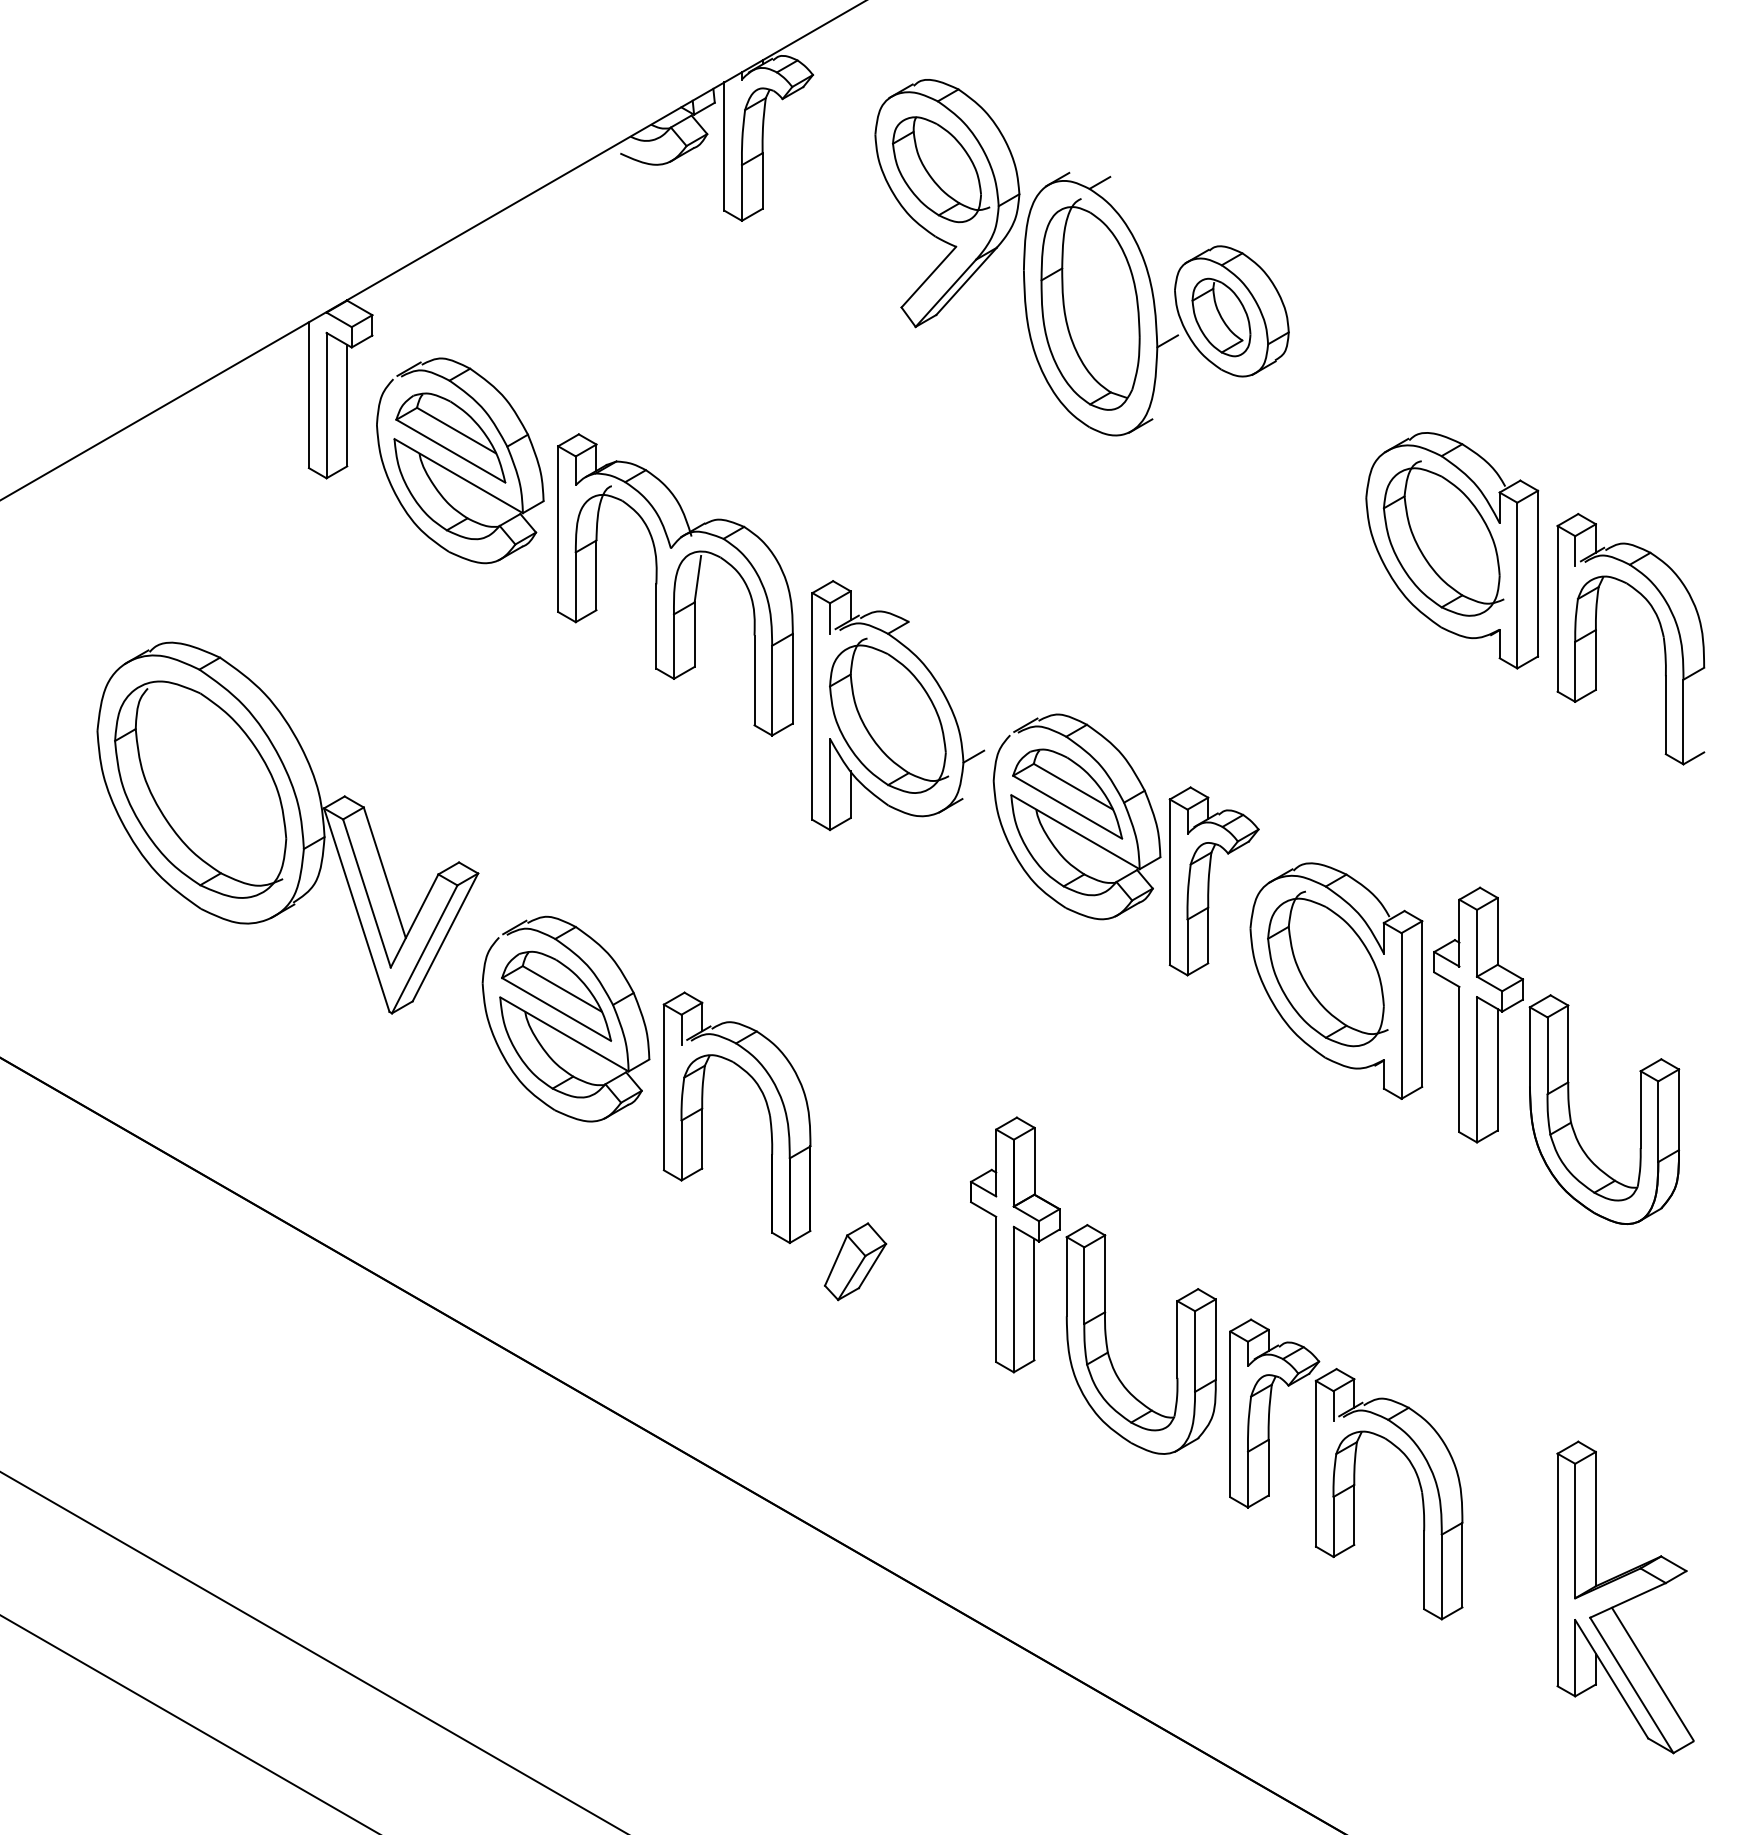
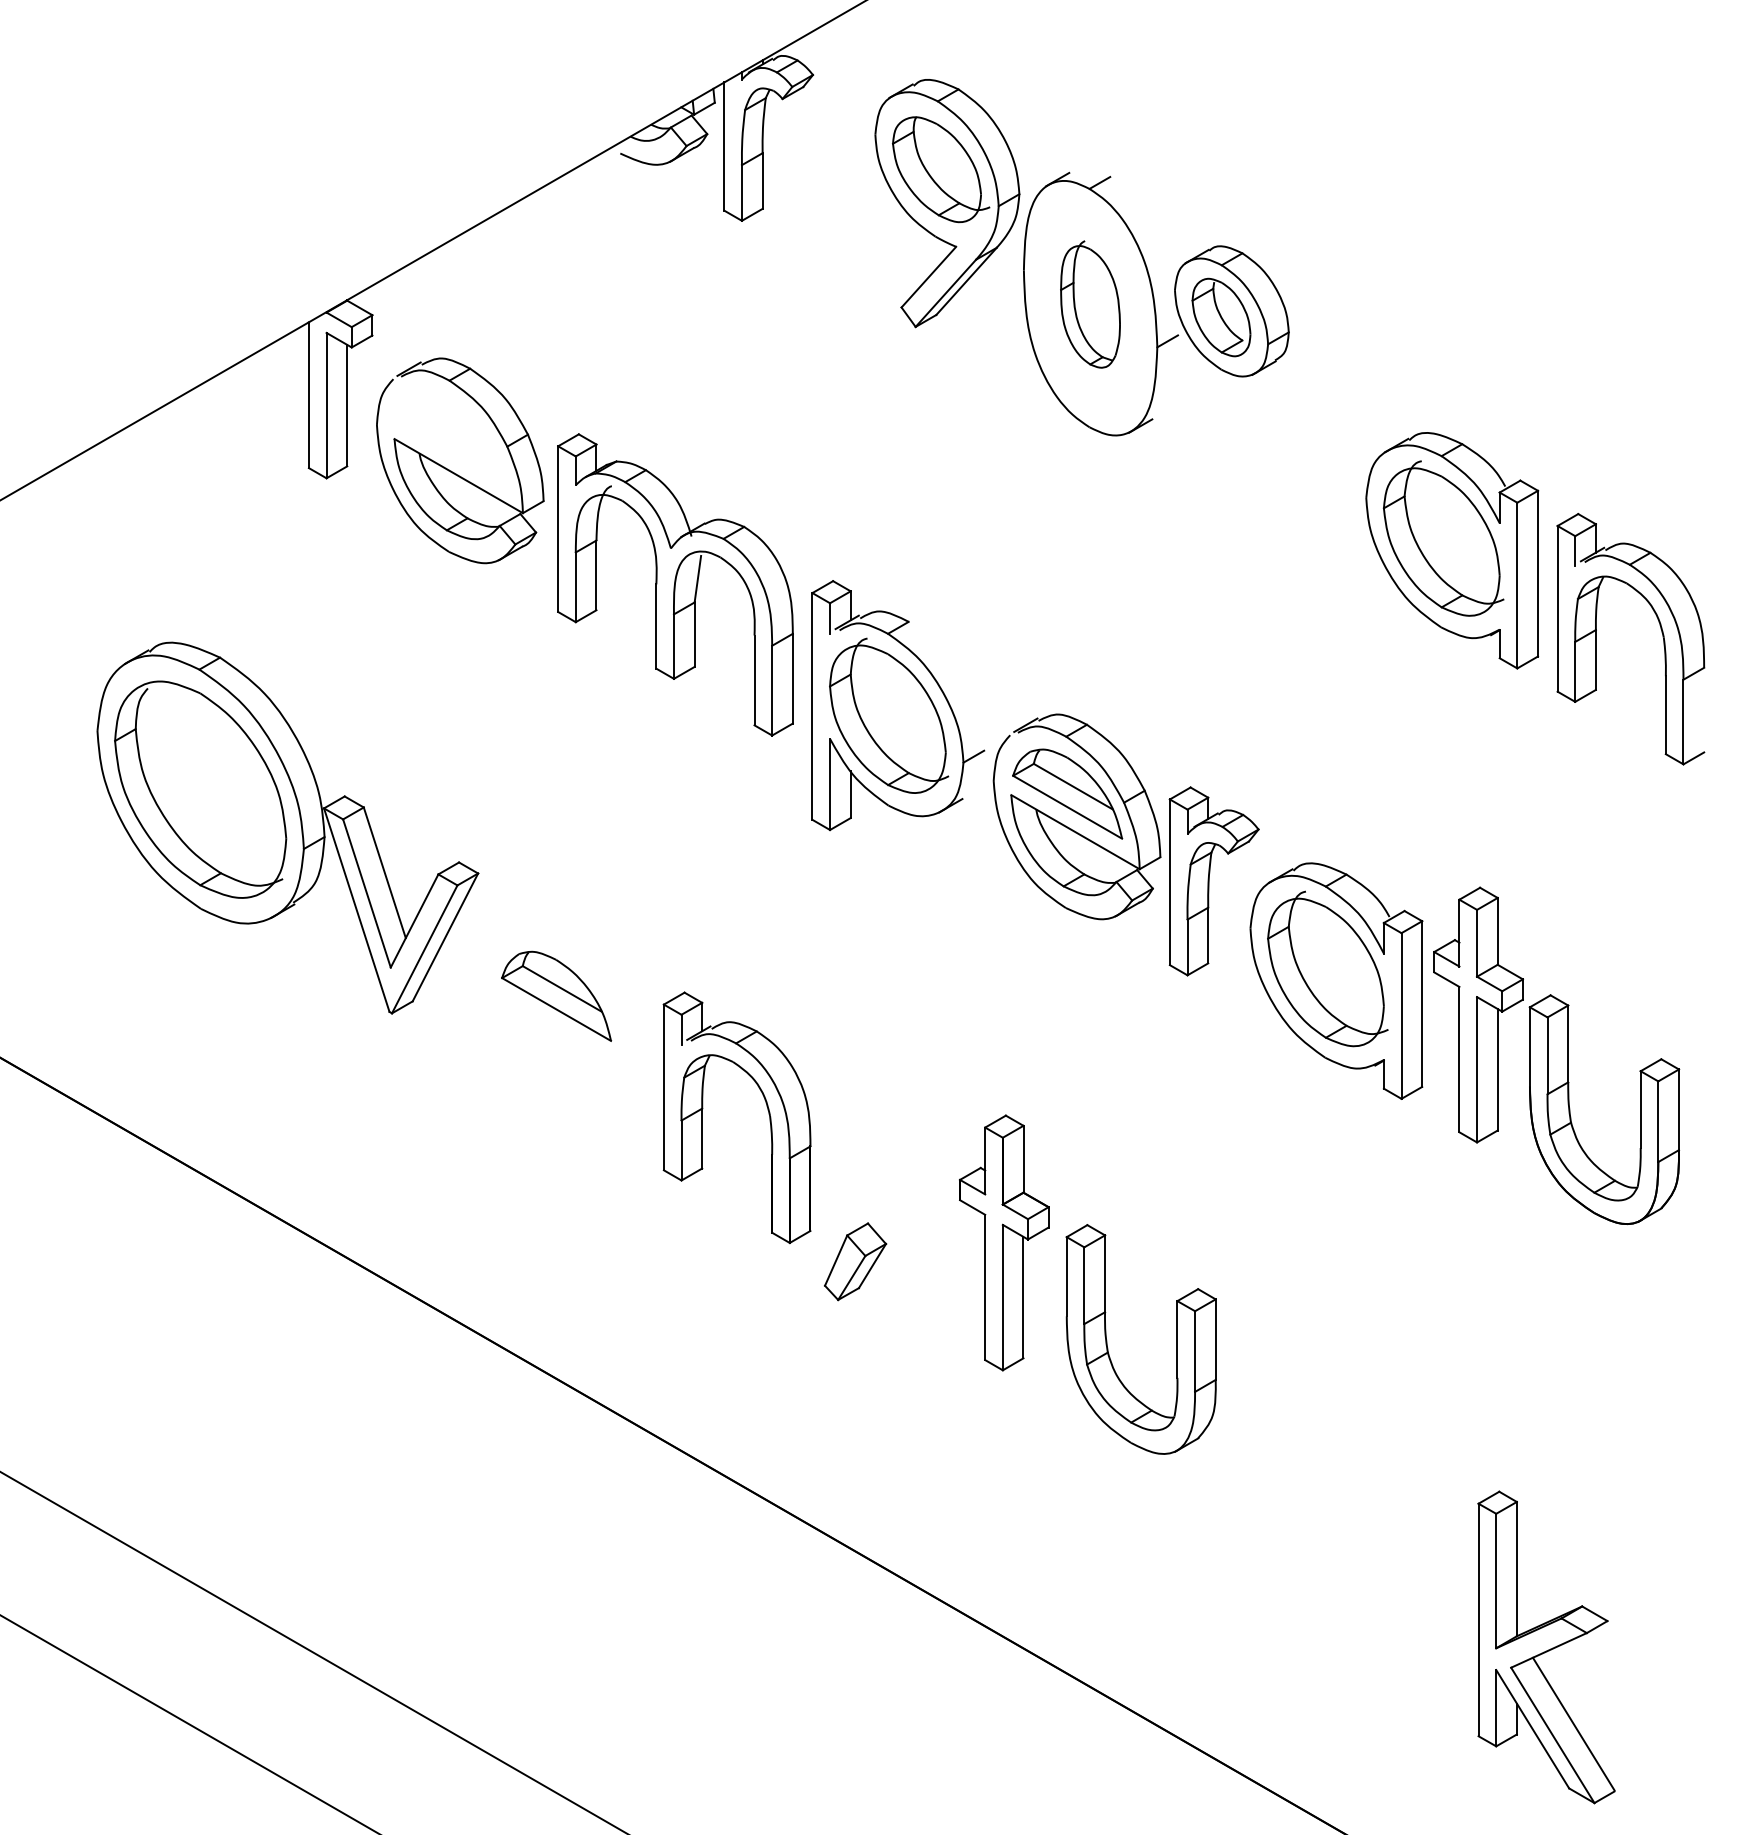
part size: 101x213 px -> 61x129 px (1090, 304)
part: present -> none (450, 437)
part: present -> none (558, 1029)
part position: (1015, 1244) -> (1004, 1242) (1004, 1242)
part: present -> none (1346, 1469)
part position: (1625, 1597) -> (1546, 1647) (1546, 1647)
